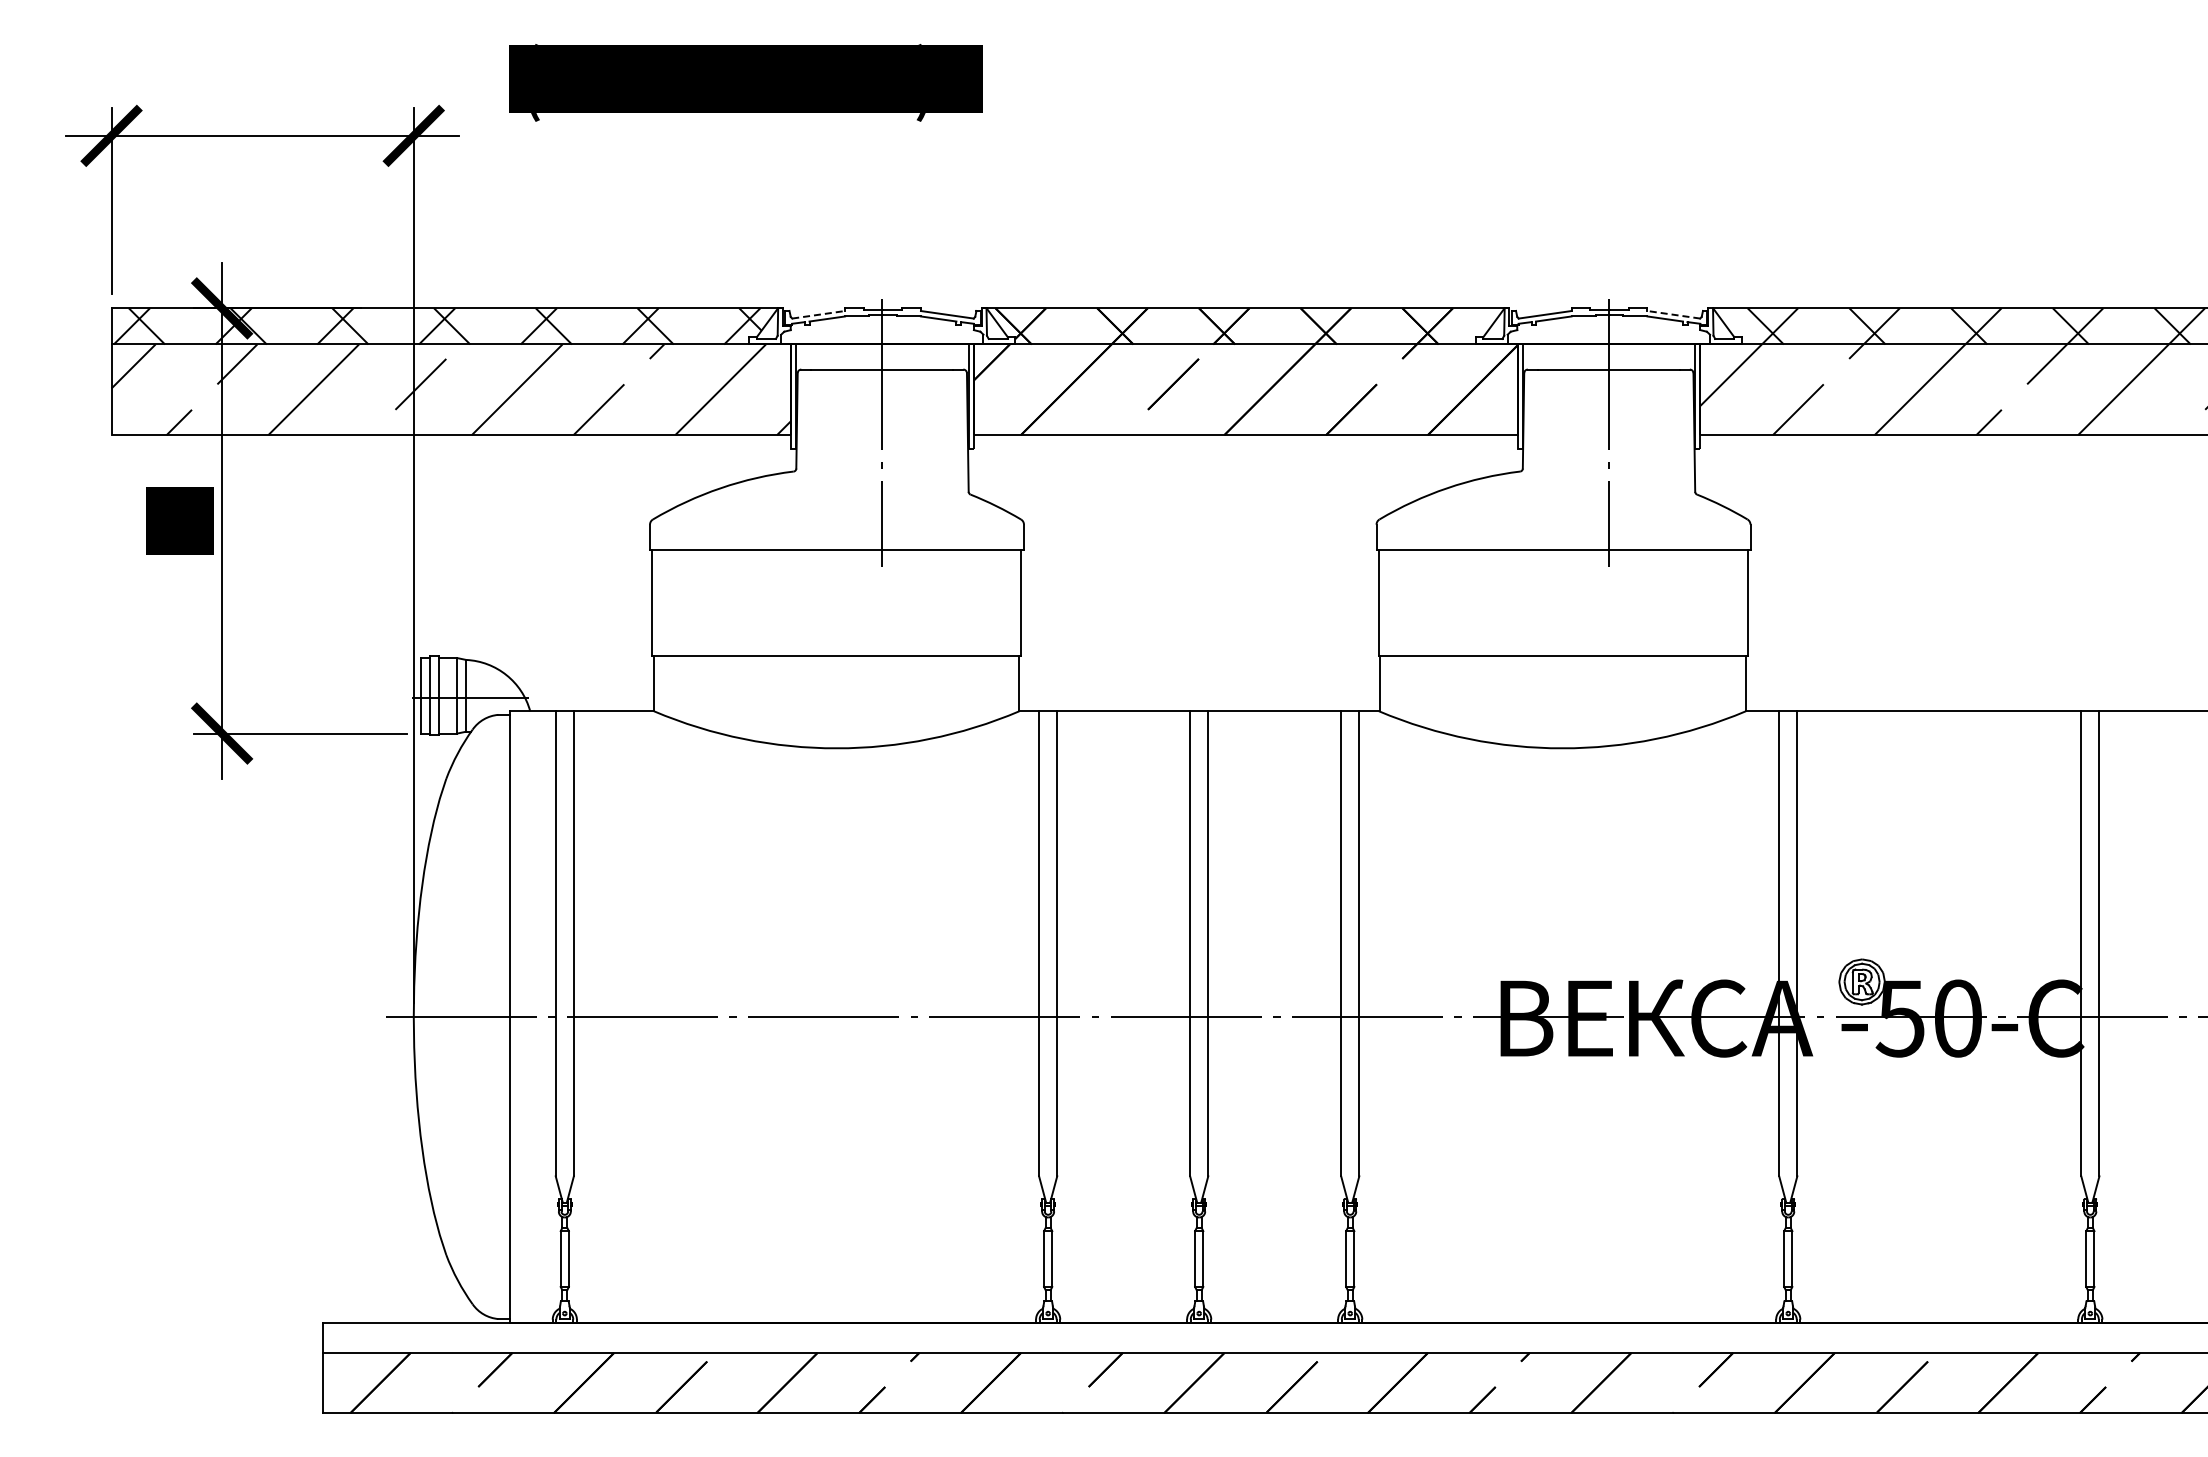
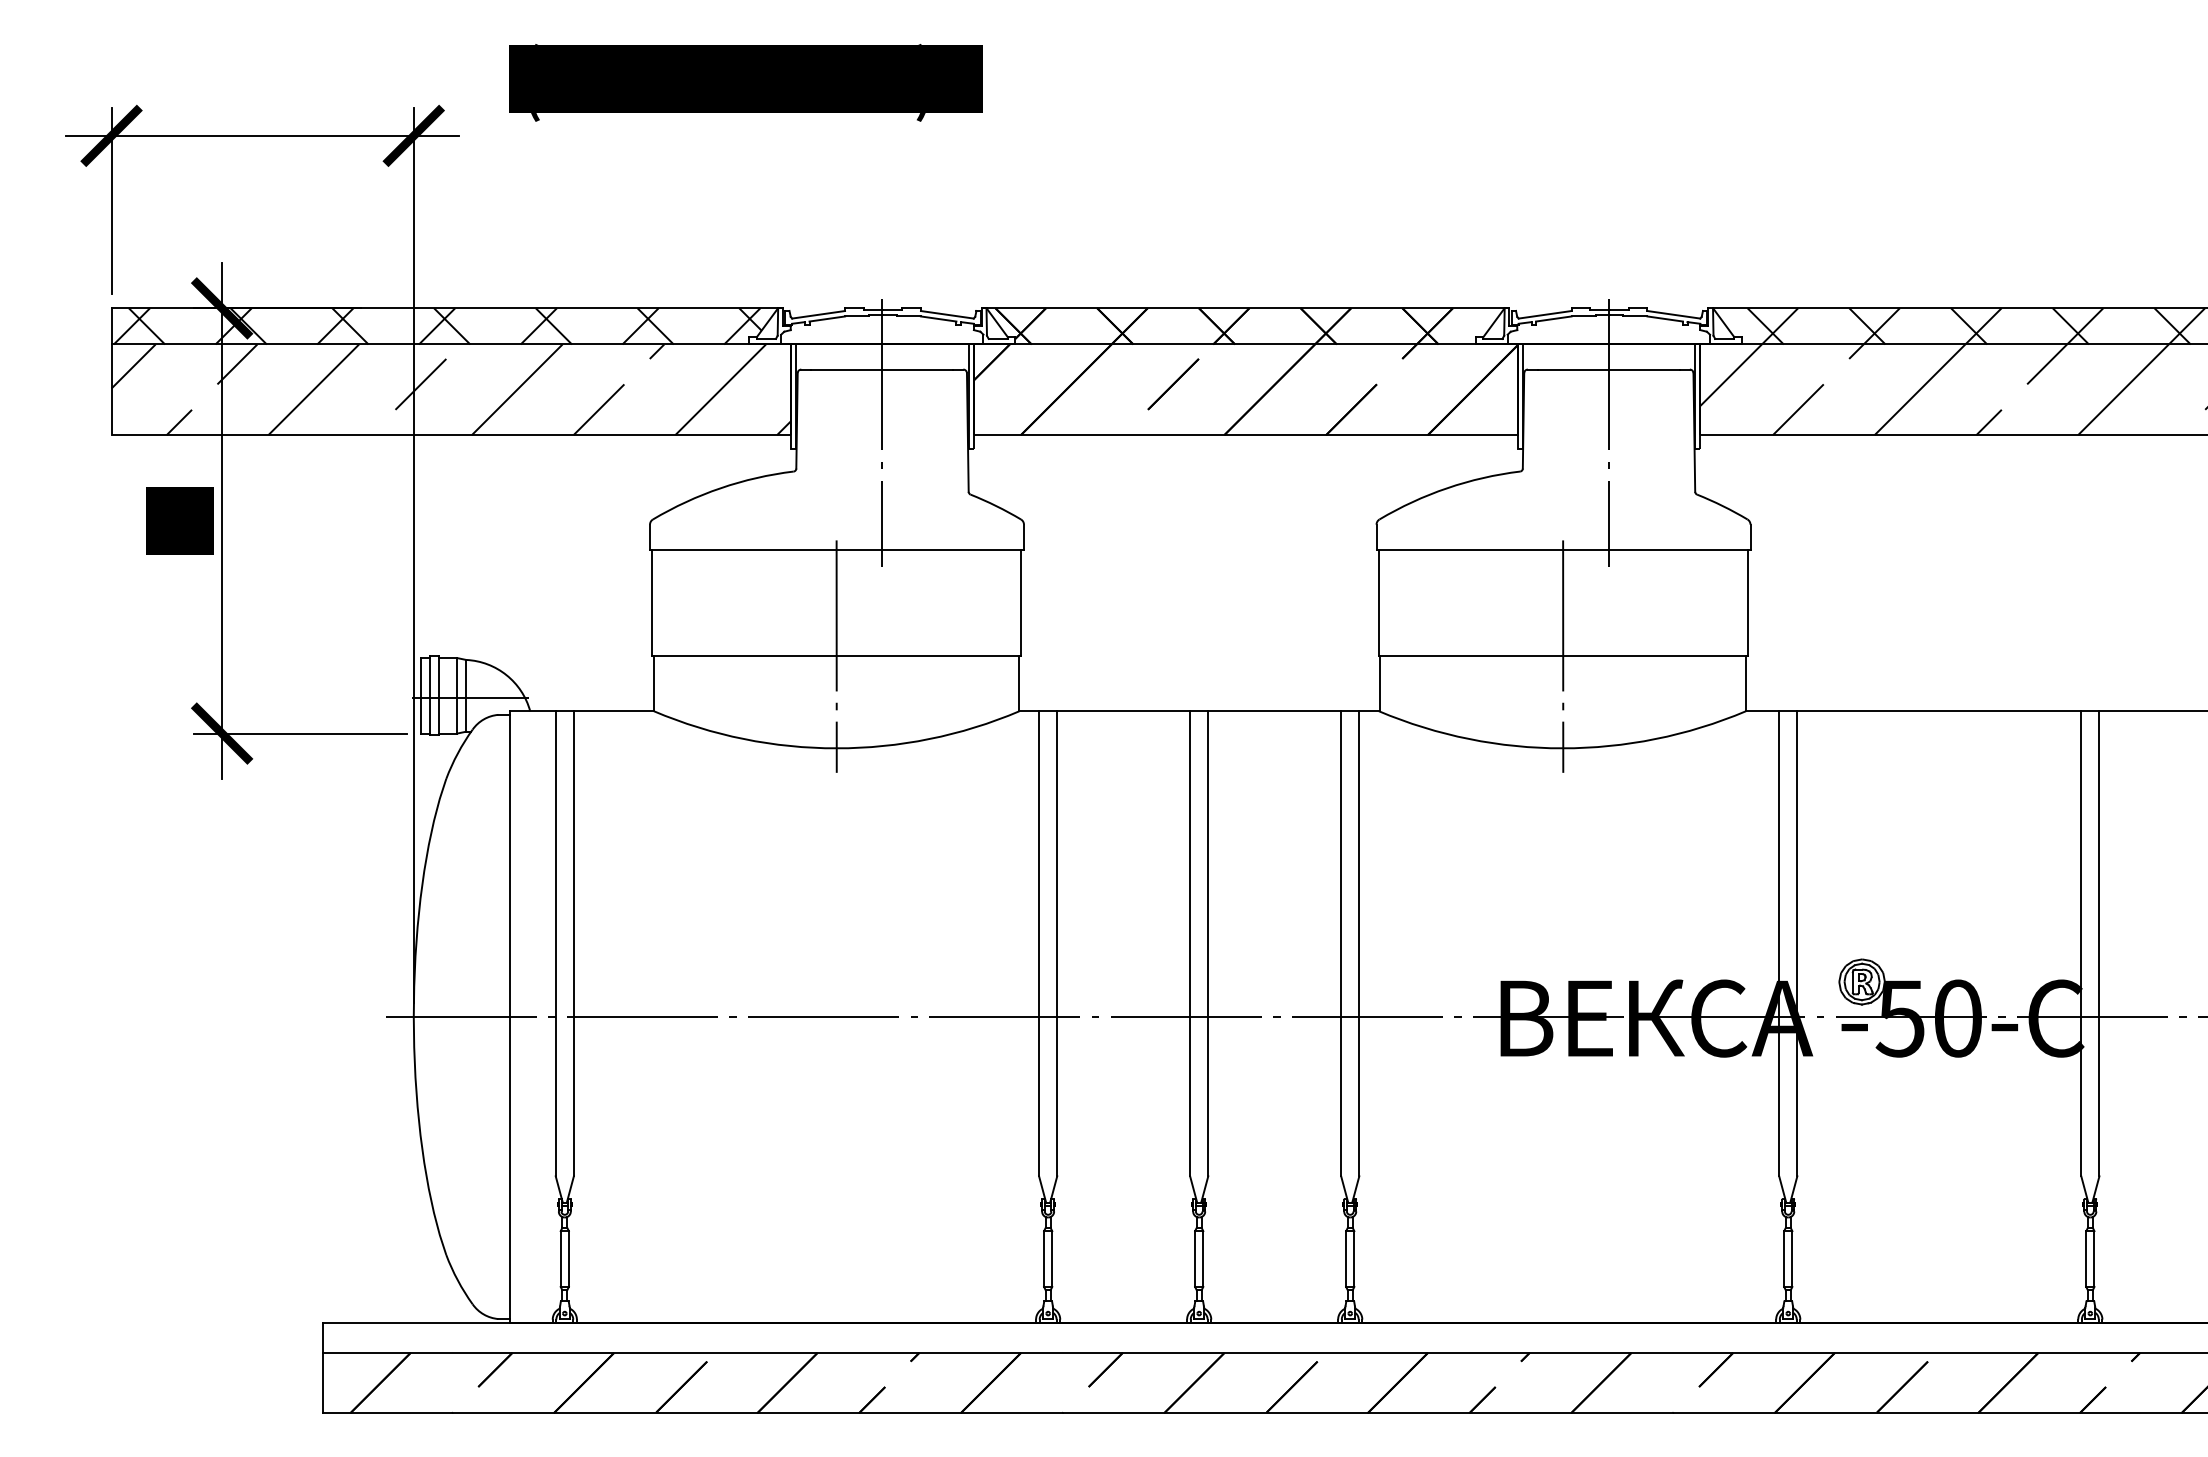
line: dashed -> solid (818, 314)
line: dashed -> solid (1673, 314)
line: none -> present (836, 656)
line: none -> present (1563, 656)
